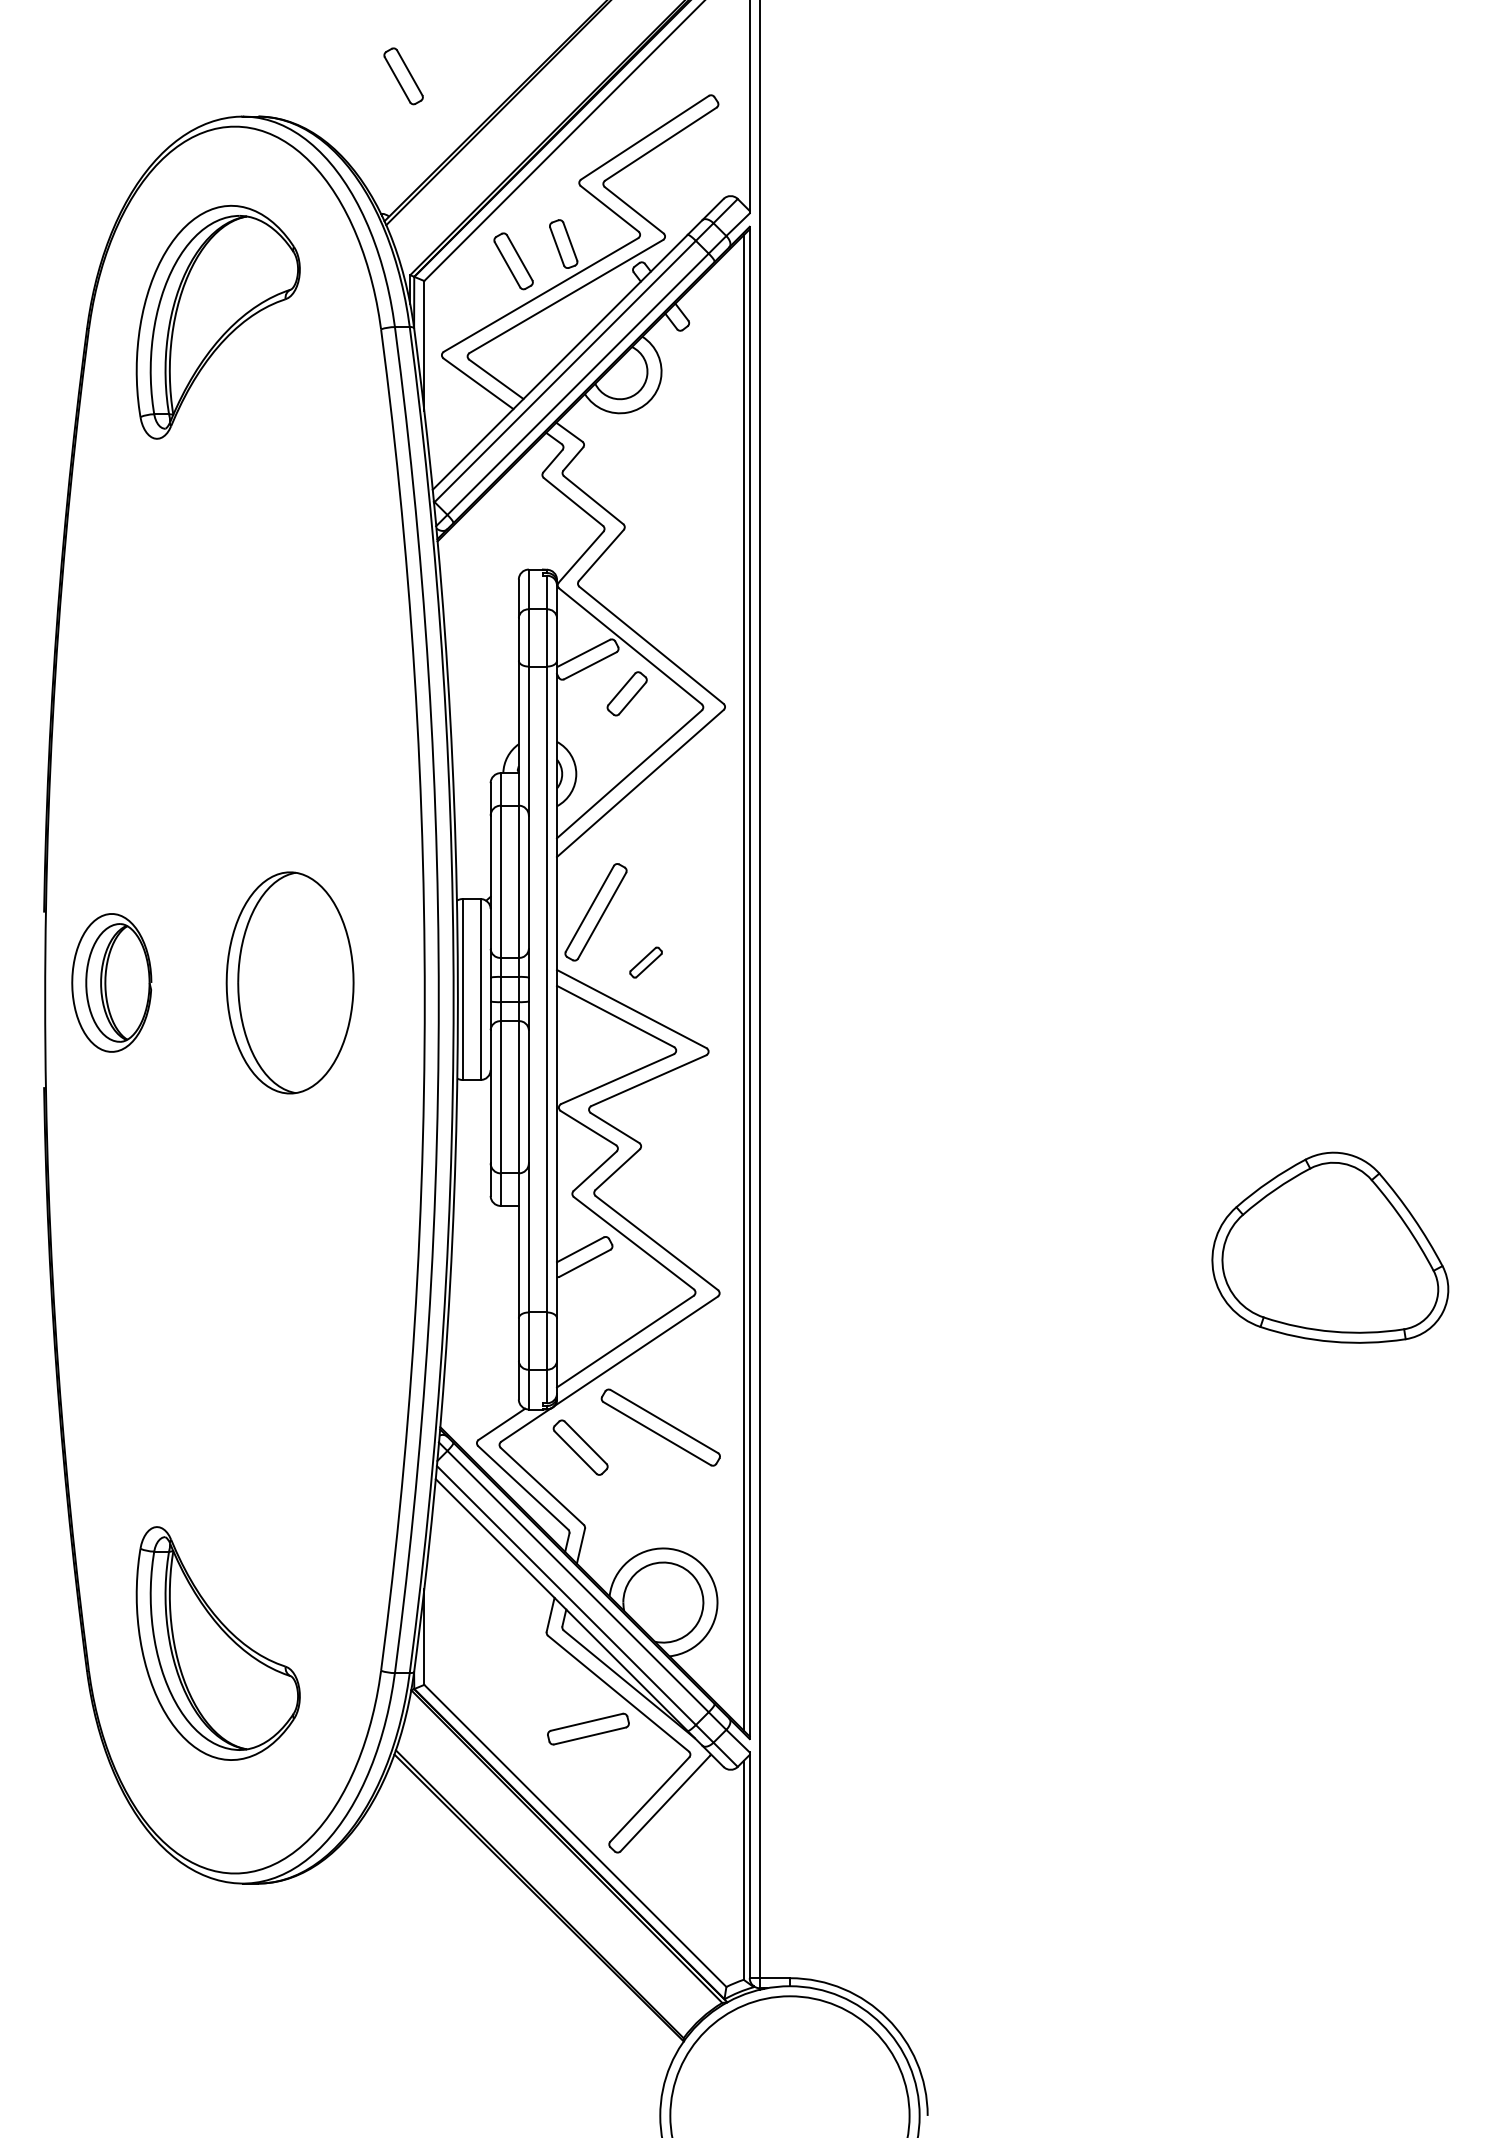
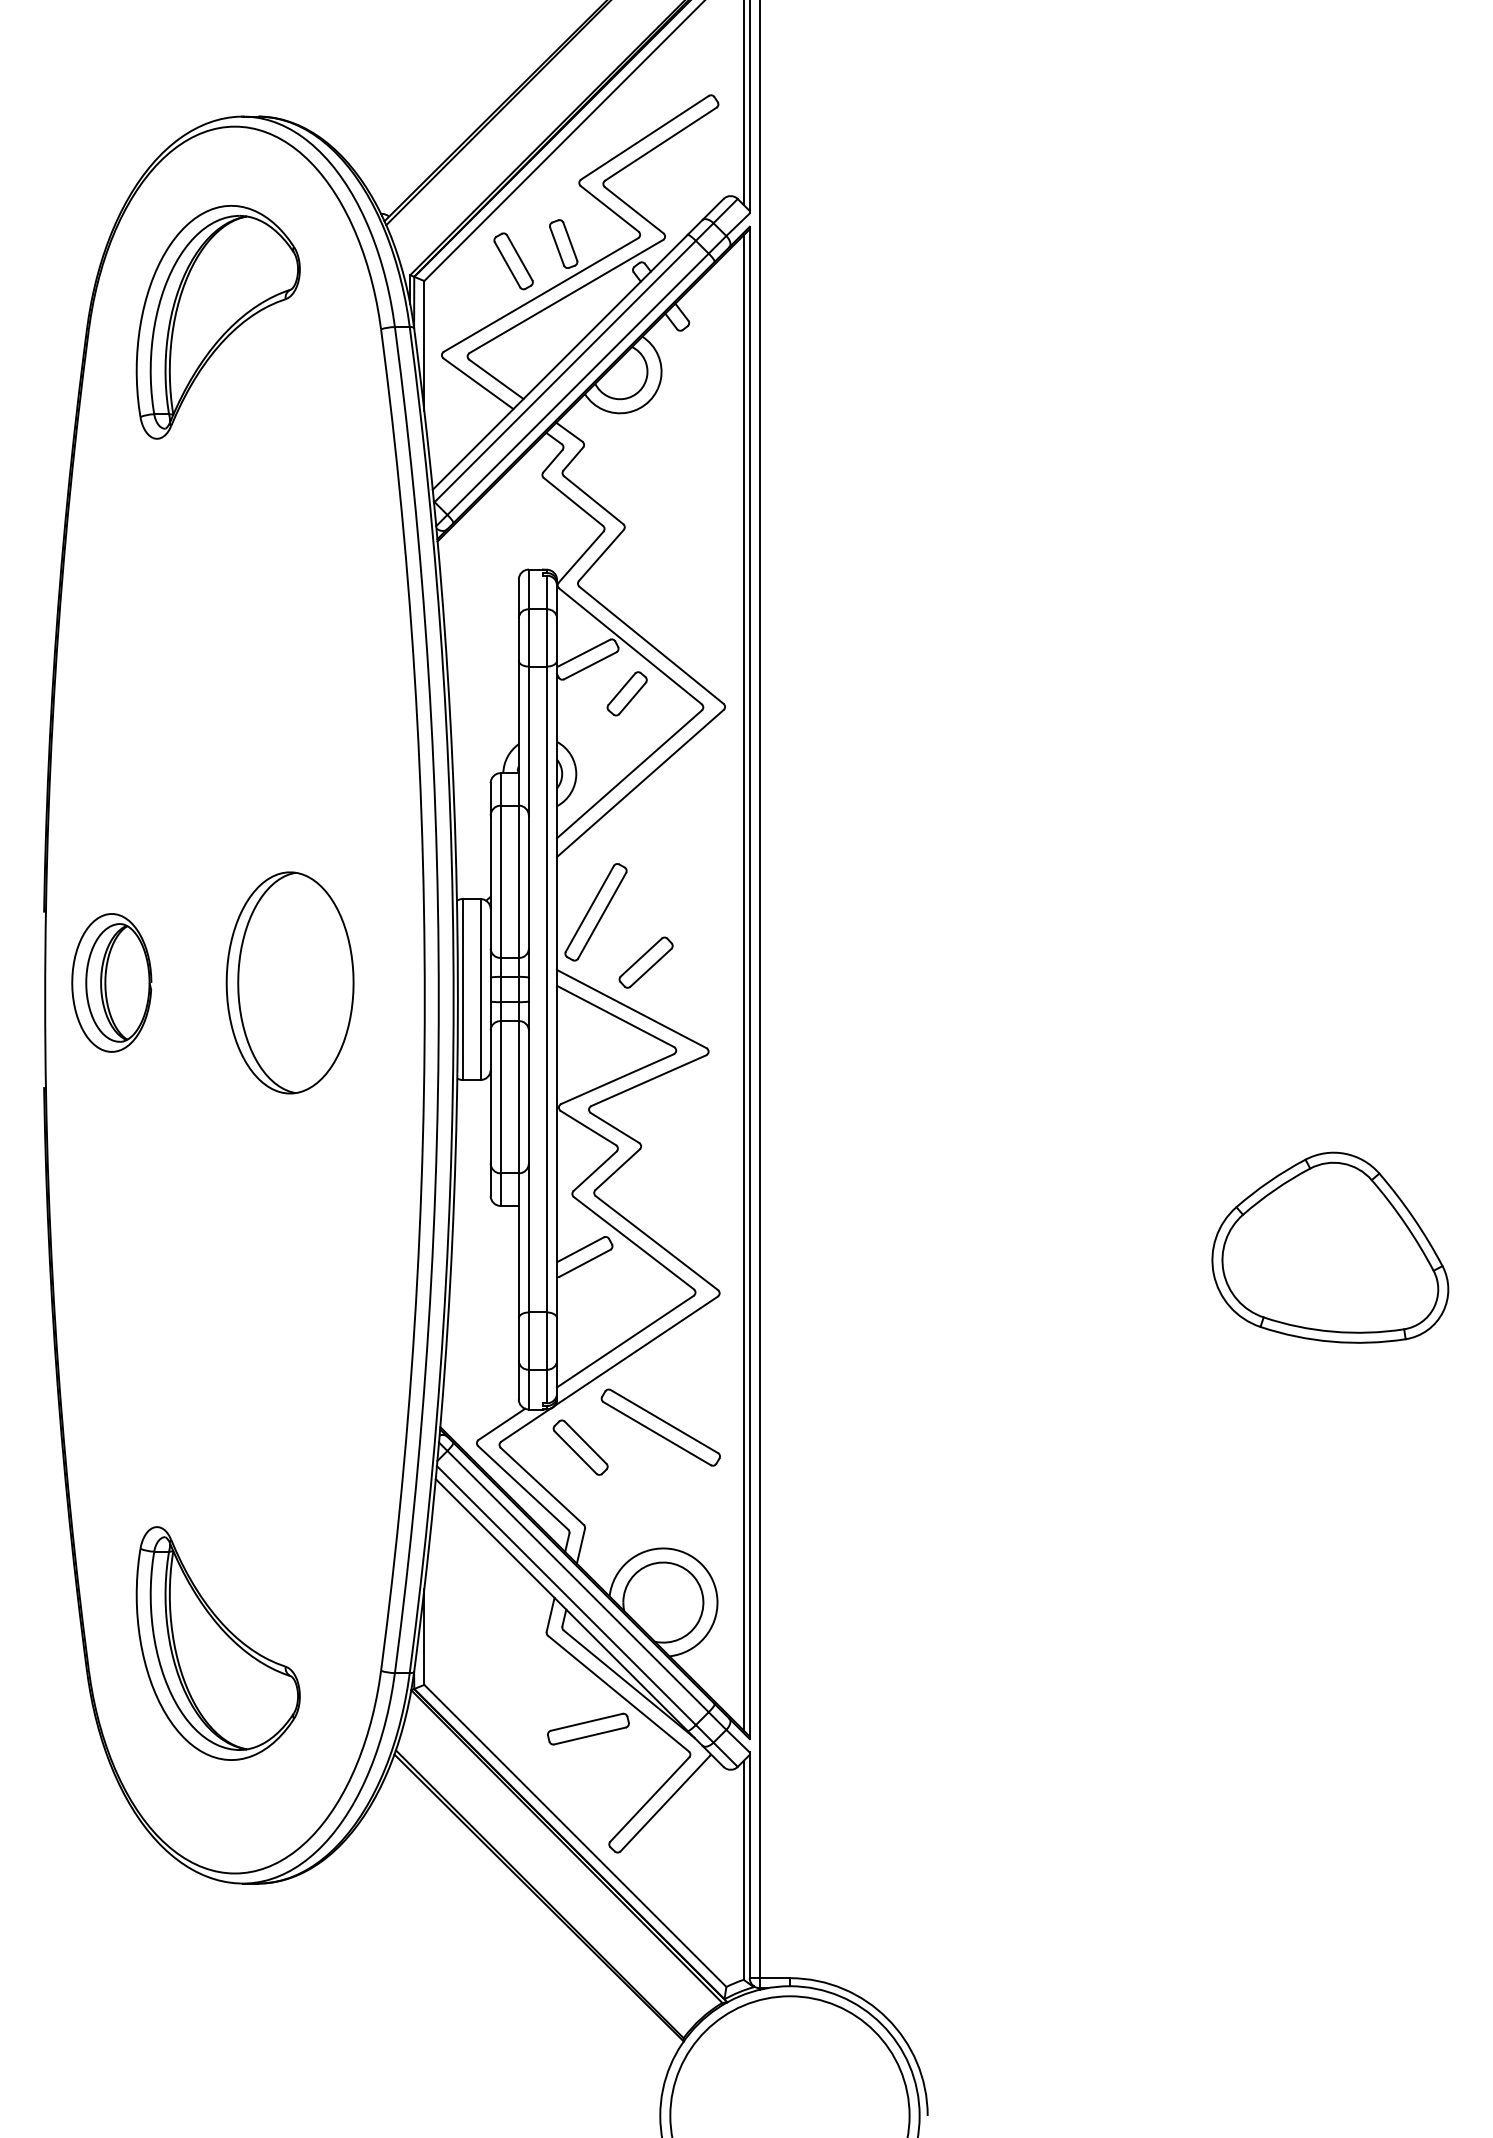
part: present -> none (403, 76)
line: none -> present (743, 103)
part size: 34x33 px -> 56x53 px (645, 962)
